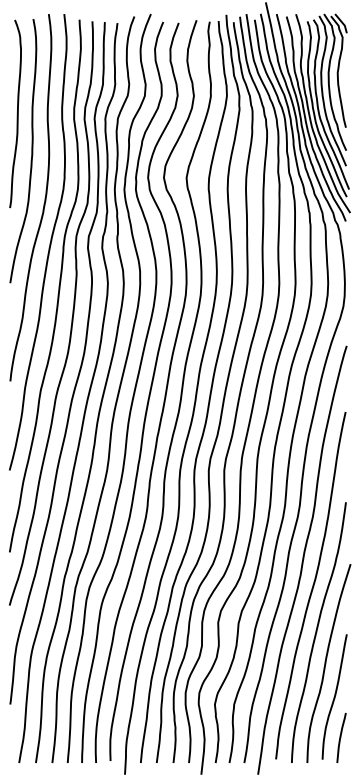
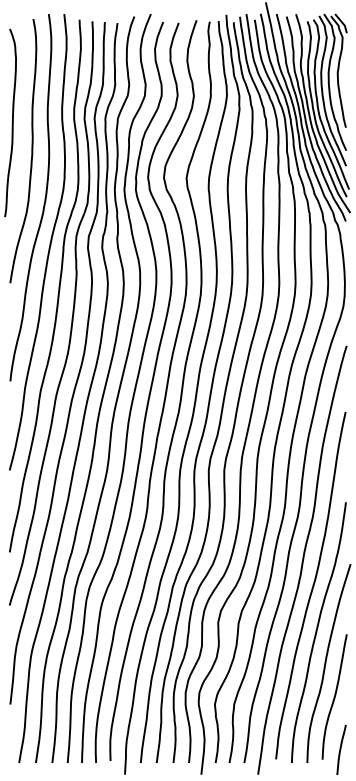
curve position: (16, 114) -> (11, 123) (11, 123)
curve position: (341, 737) -> (341, 749) (341, 749)
